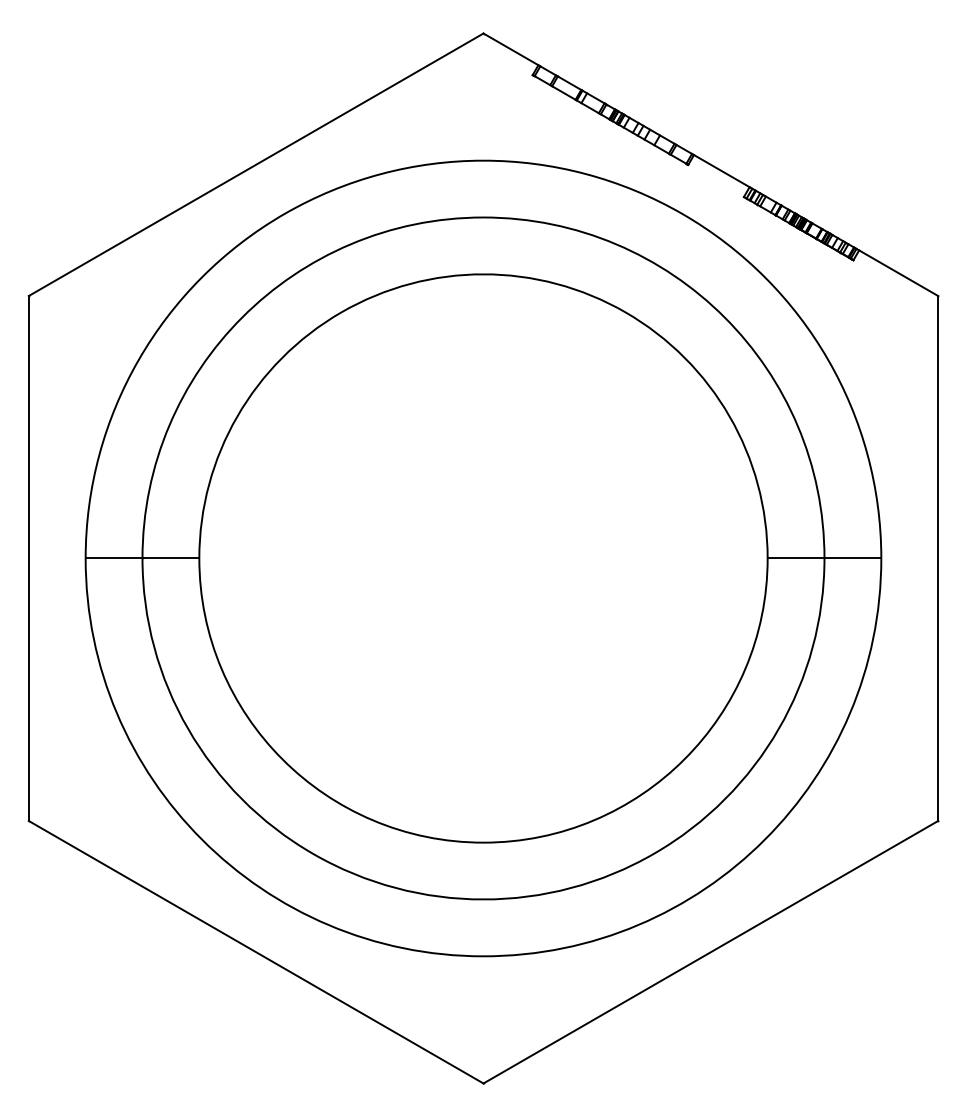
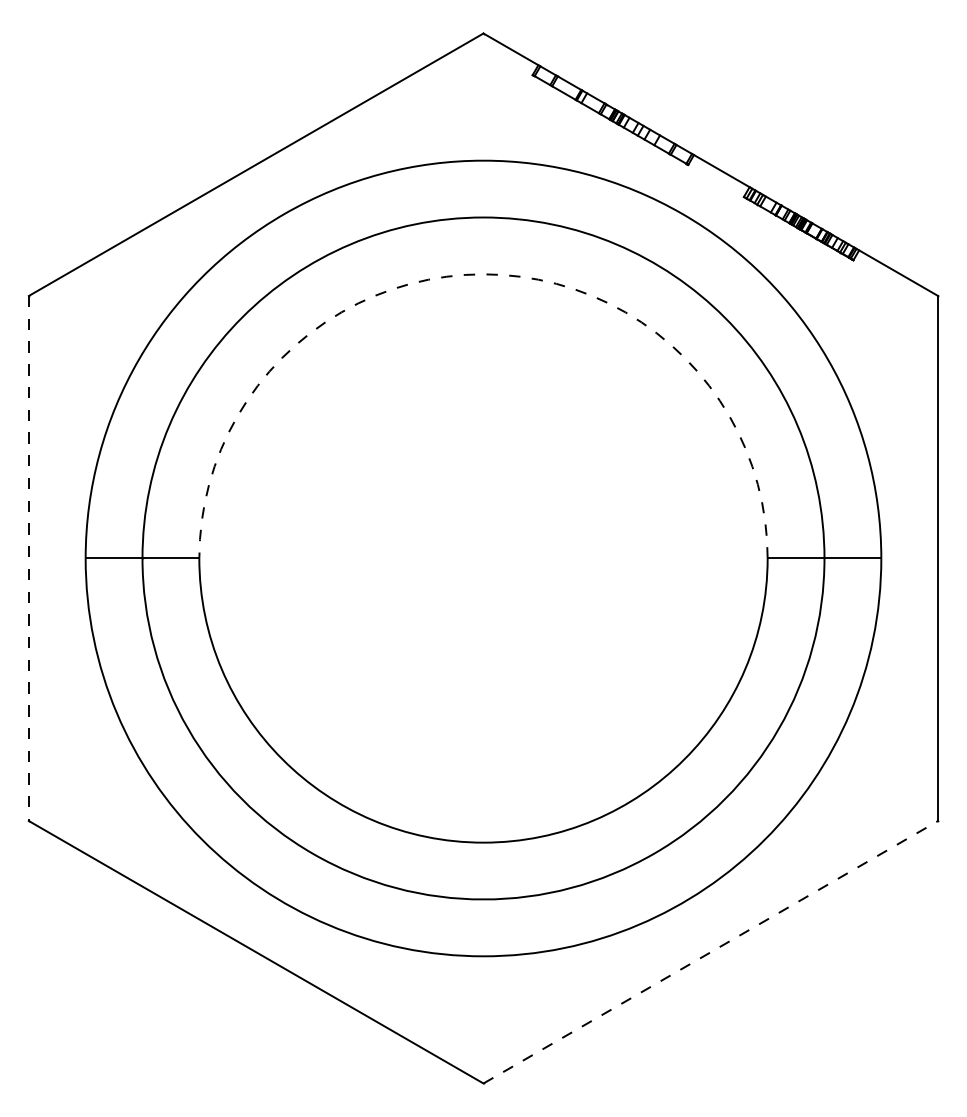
arc: solid -> dashed (483, 274)
line: solid -> dashed (28, 558)
line: solid -> dashed (711, 951)
